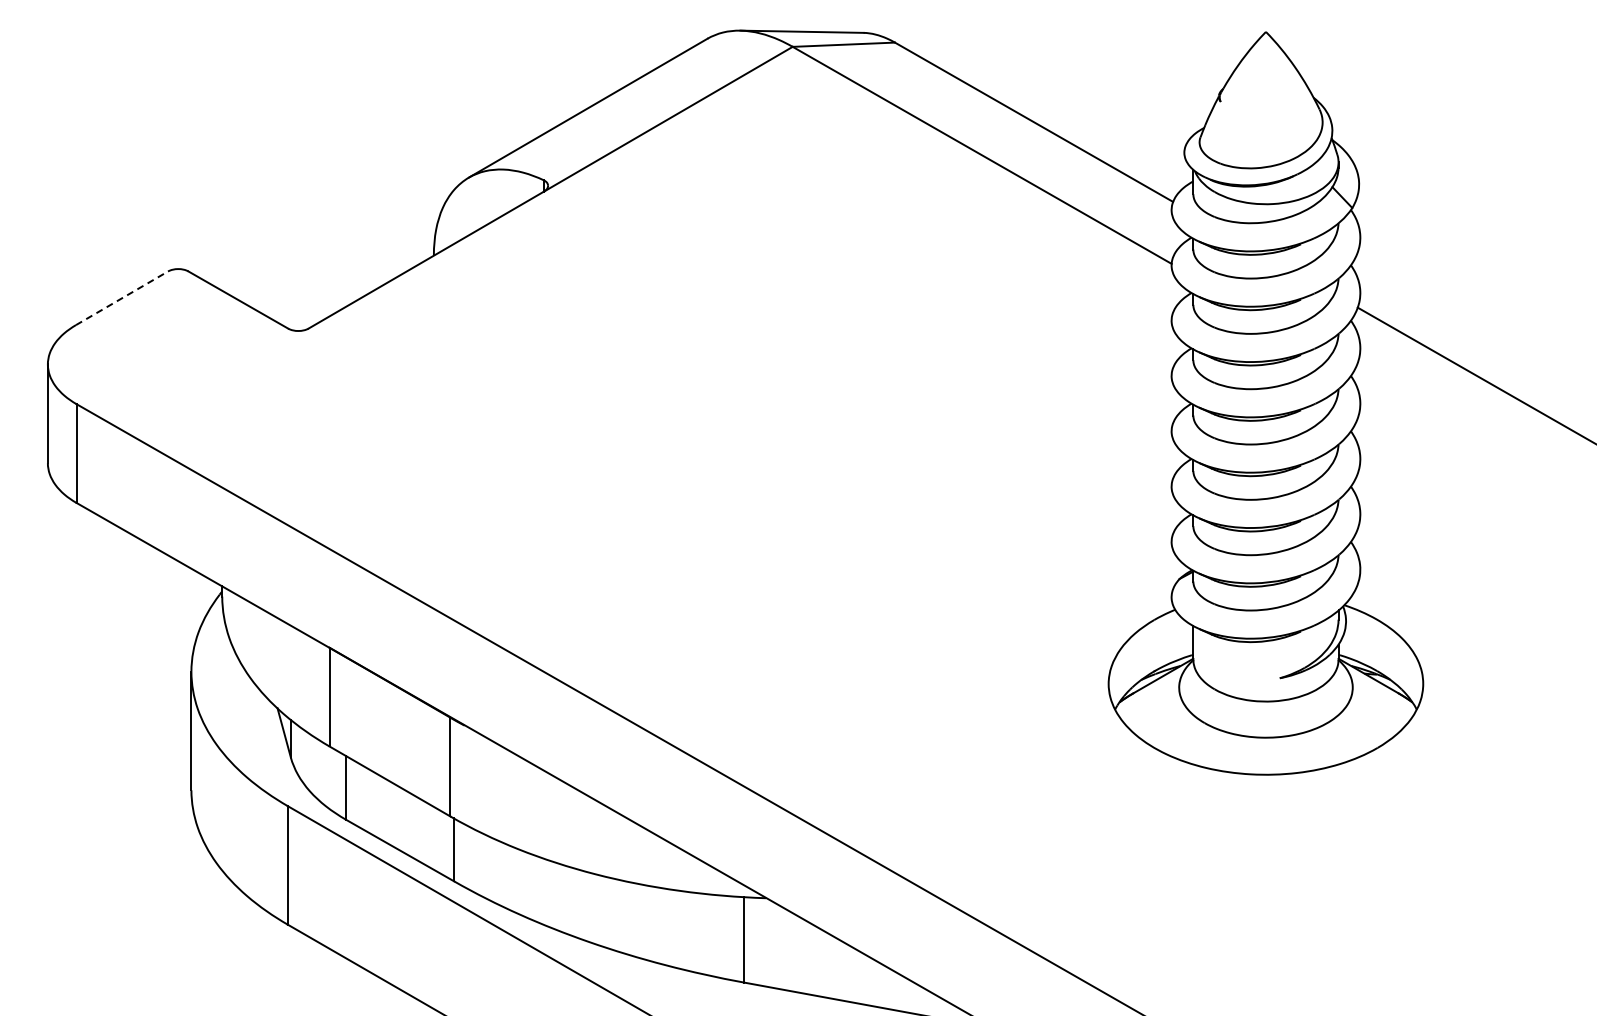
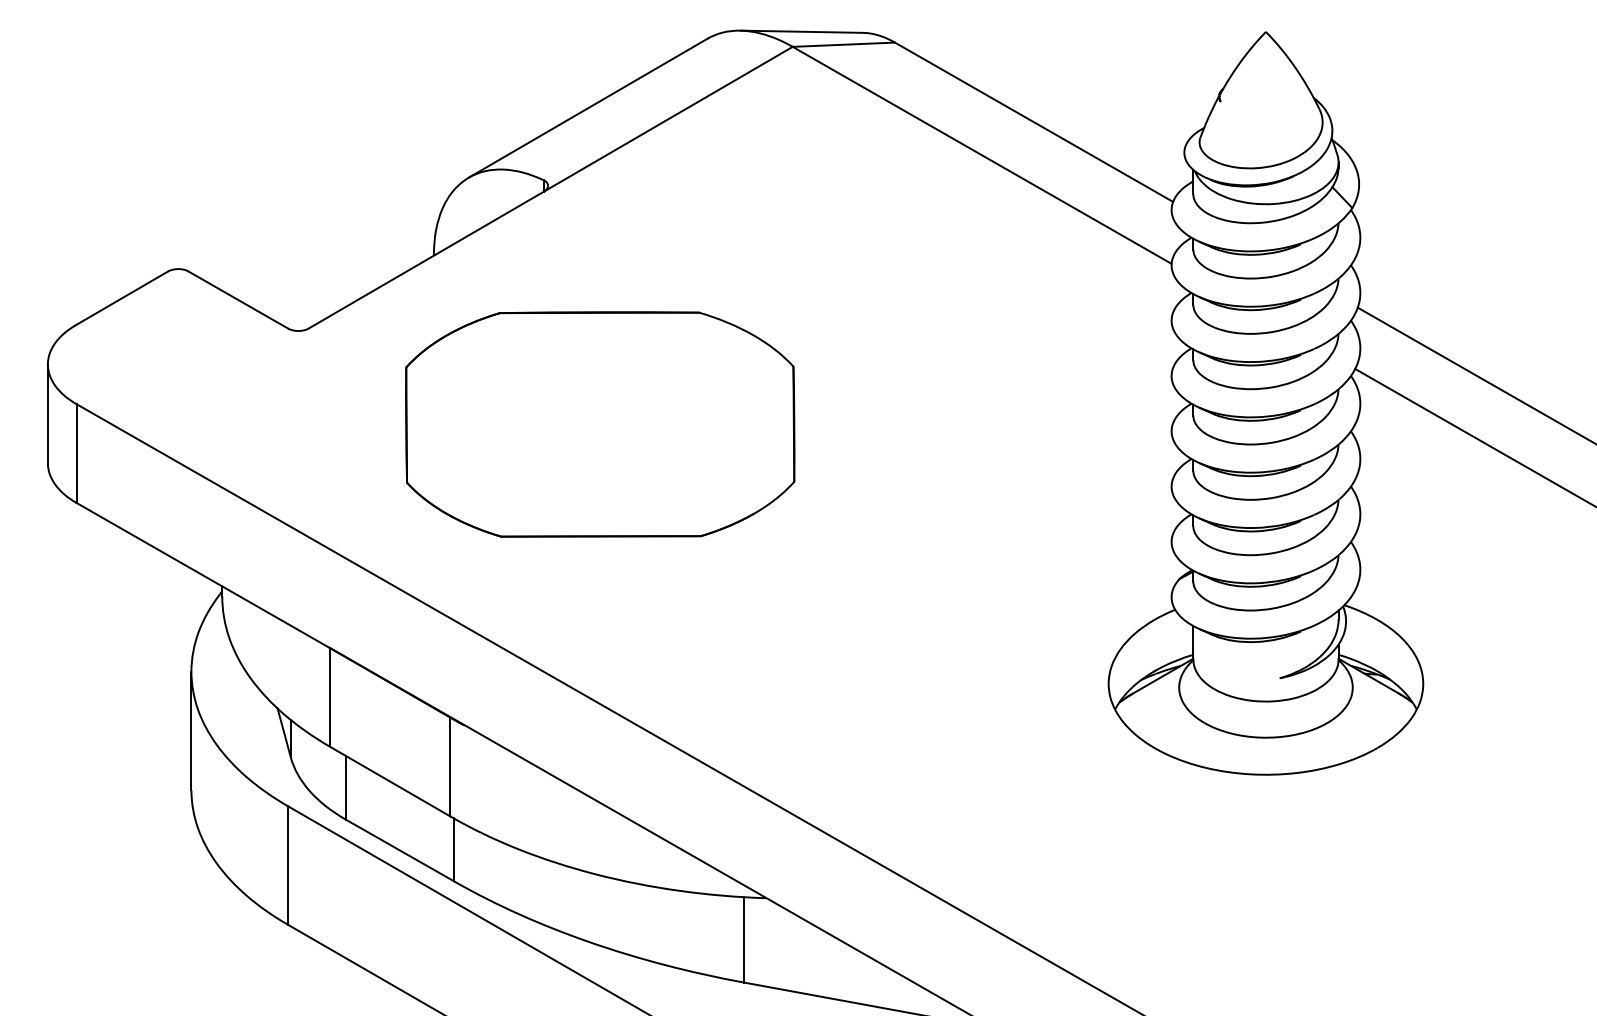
line: dashed -> solid (122, 298)
part: none -> present (600, 424)
line: none -> present (1474, 436)
